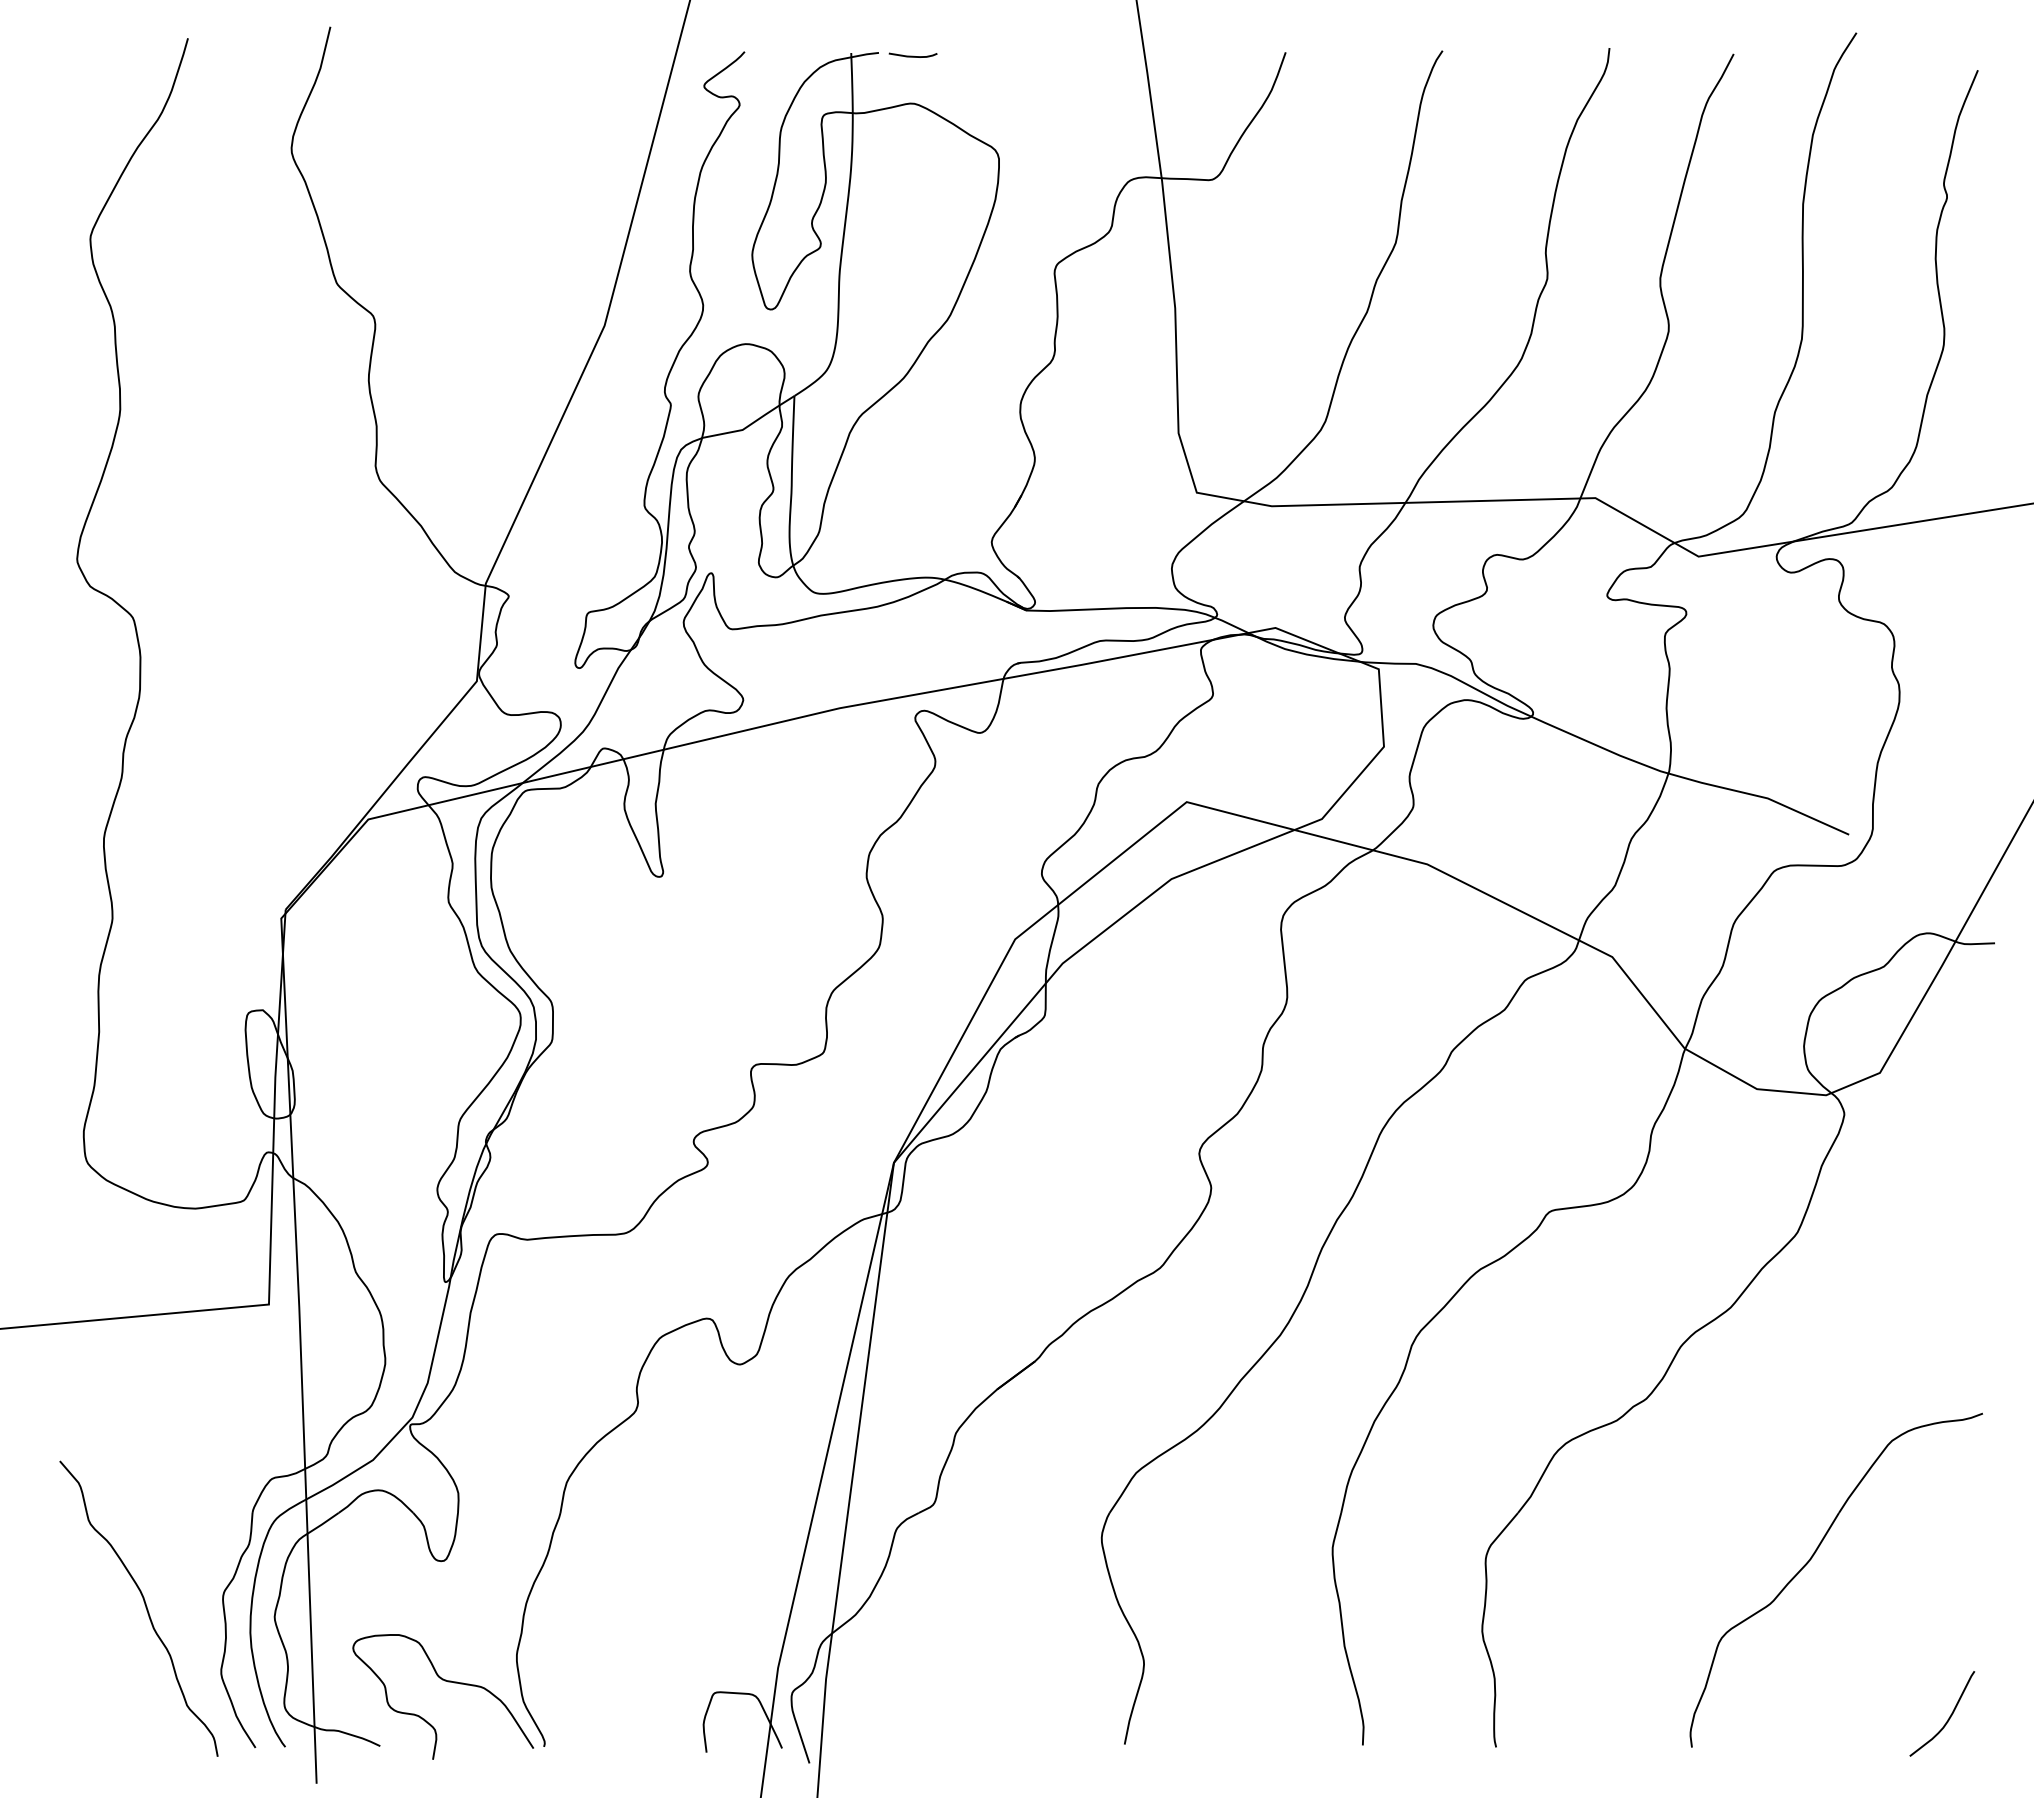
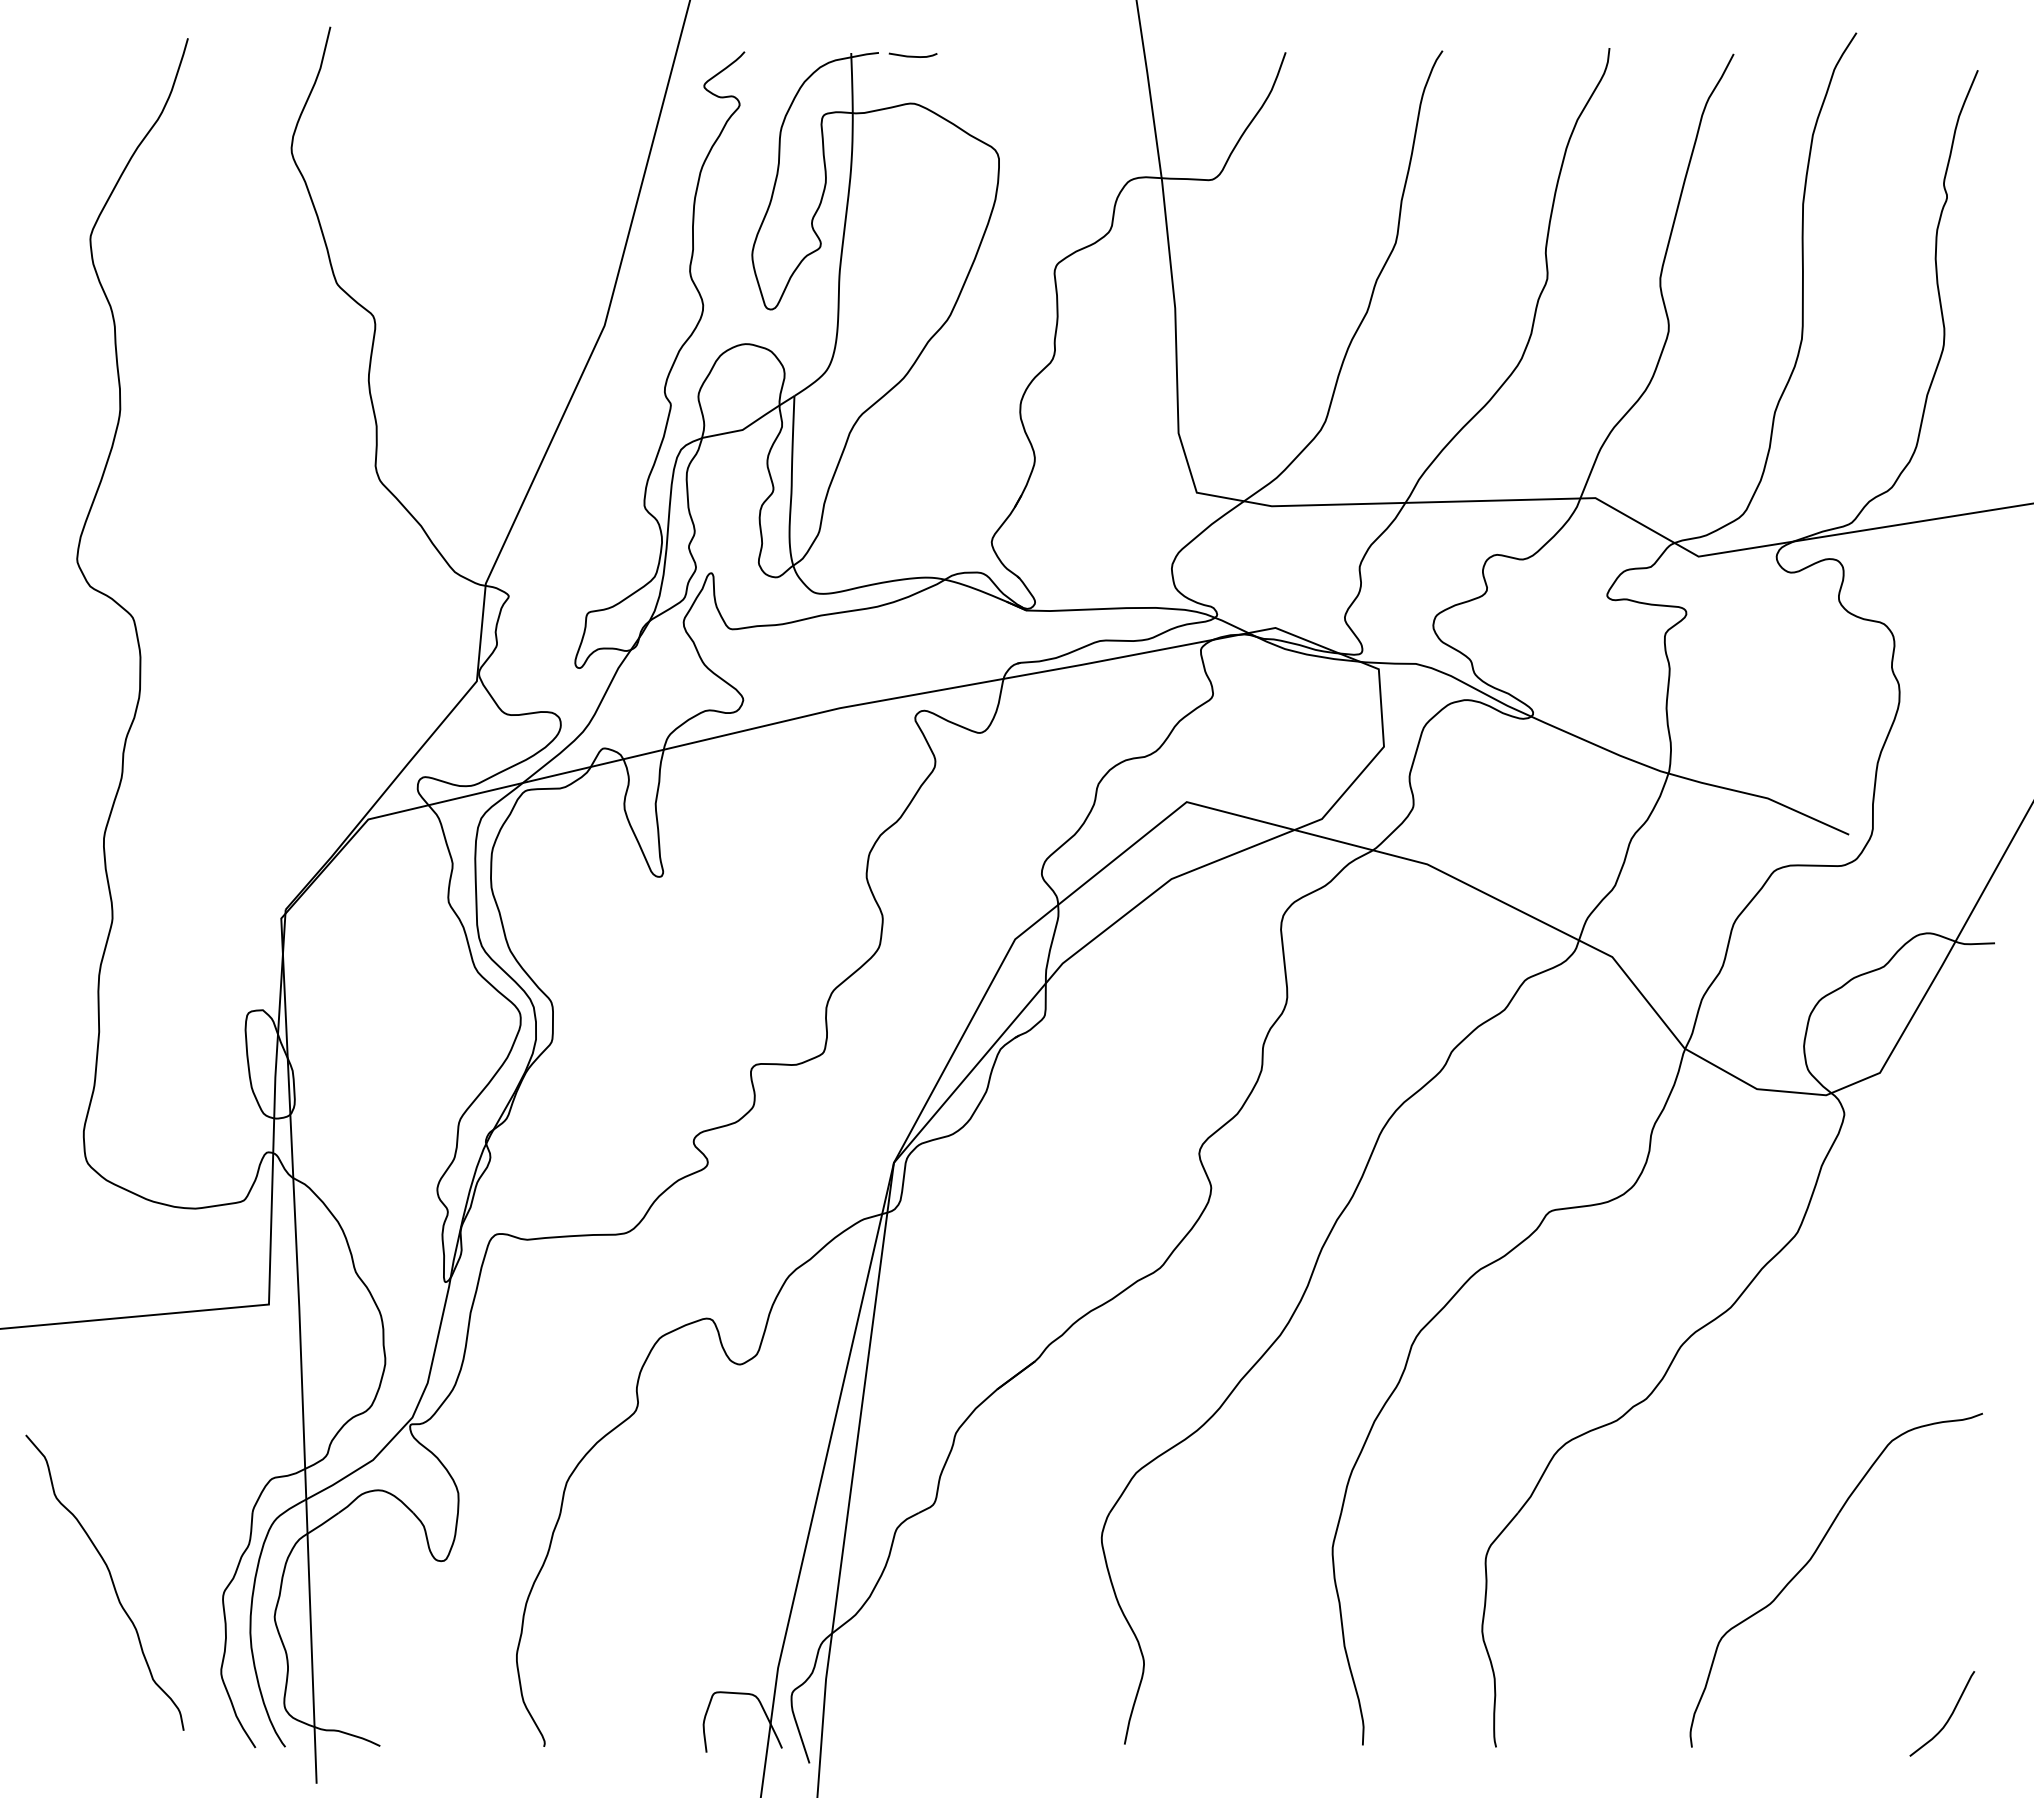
part position: (145, 1607) -> (111, 1581) (111, 1581)
curve: present -> none (444, 1681)
